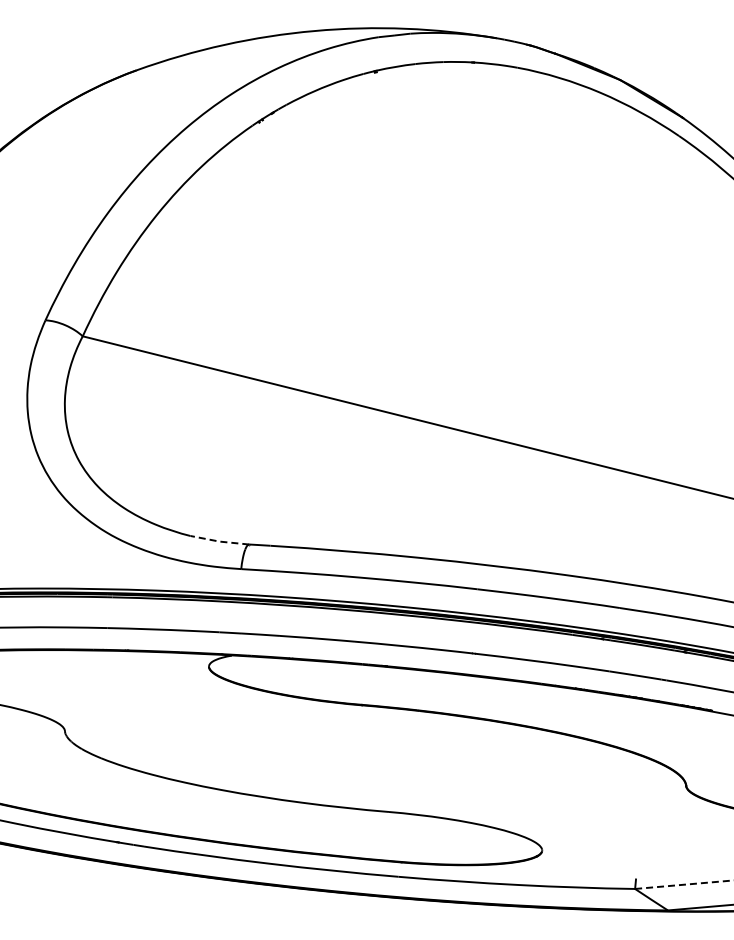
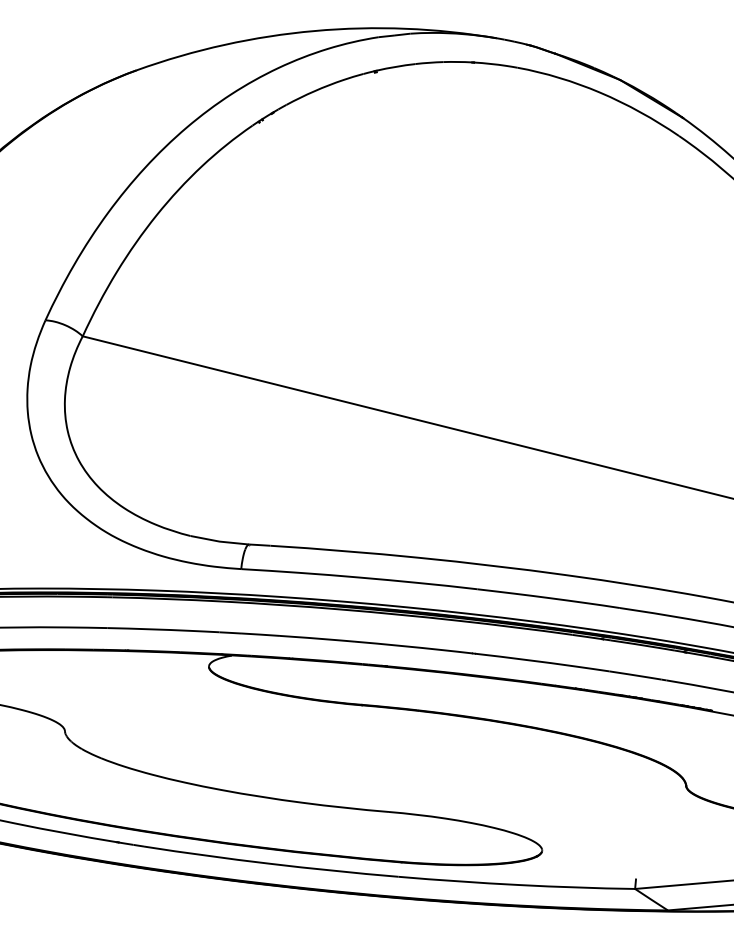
line: dashed -> solid (219, 541)
line: dashed -> solid (684, 884)
